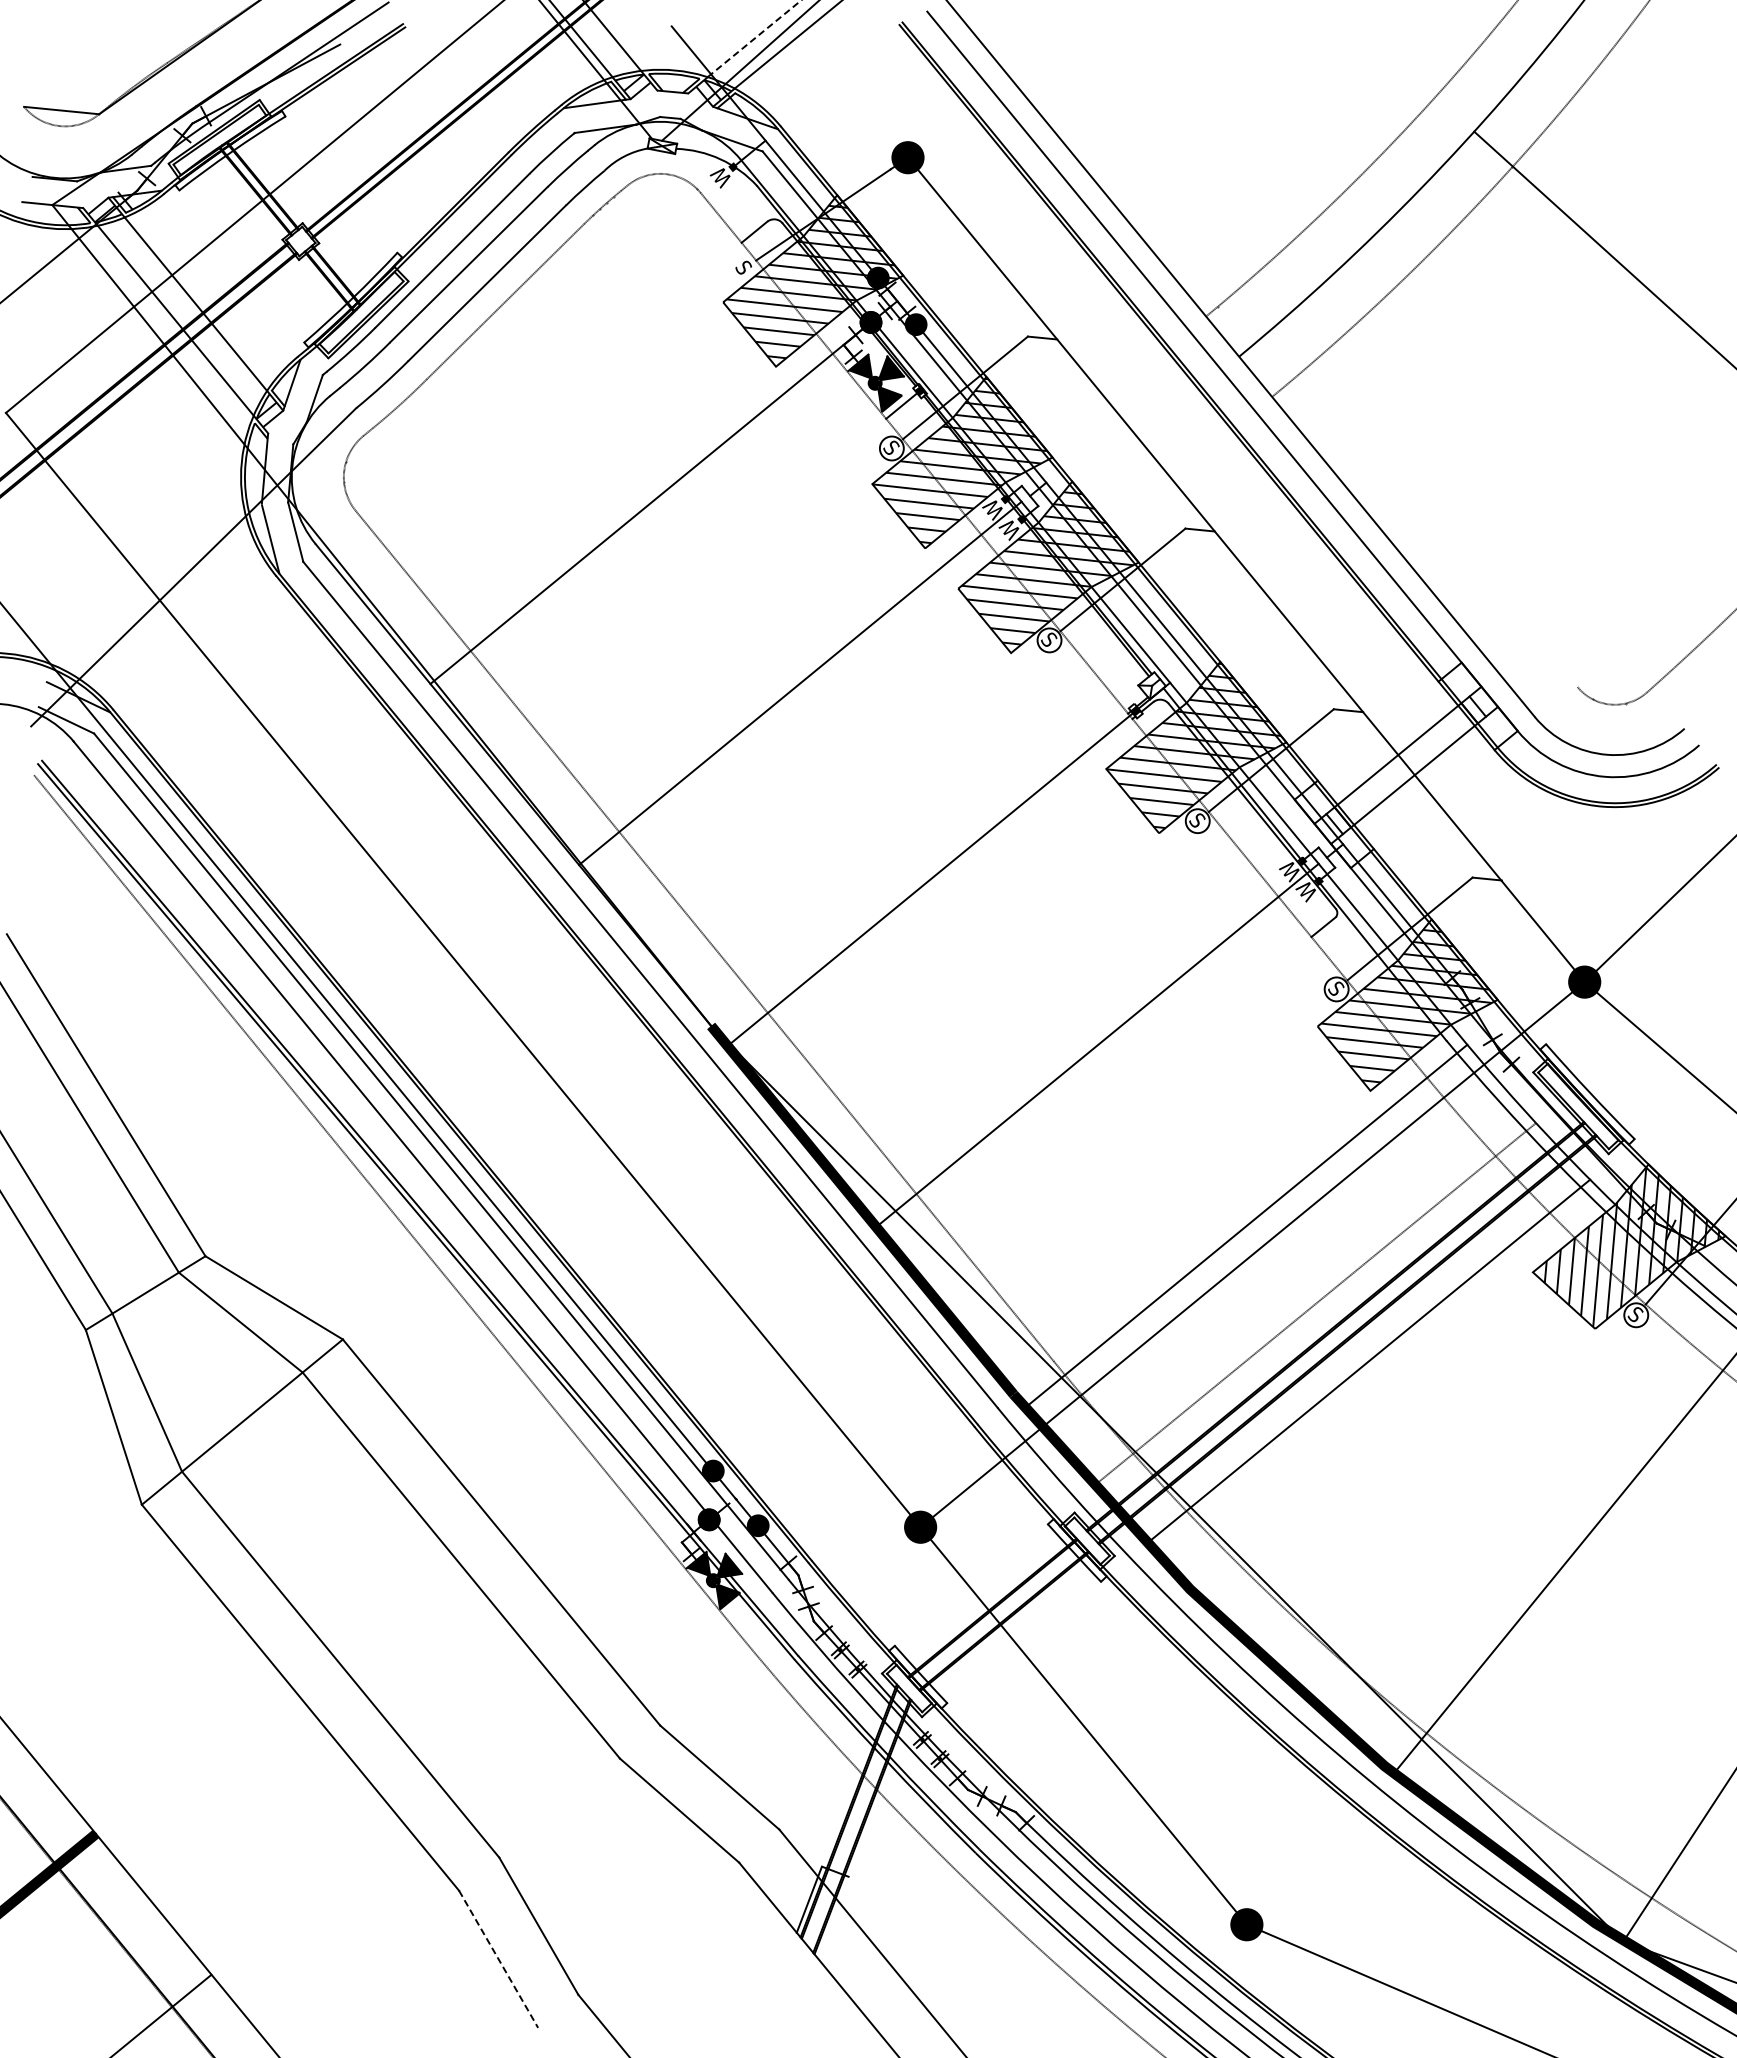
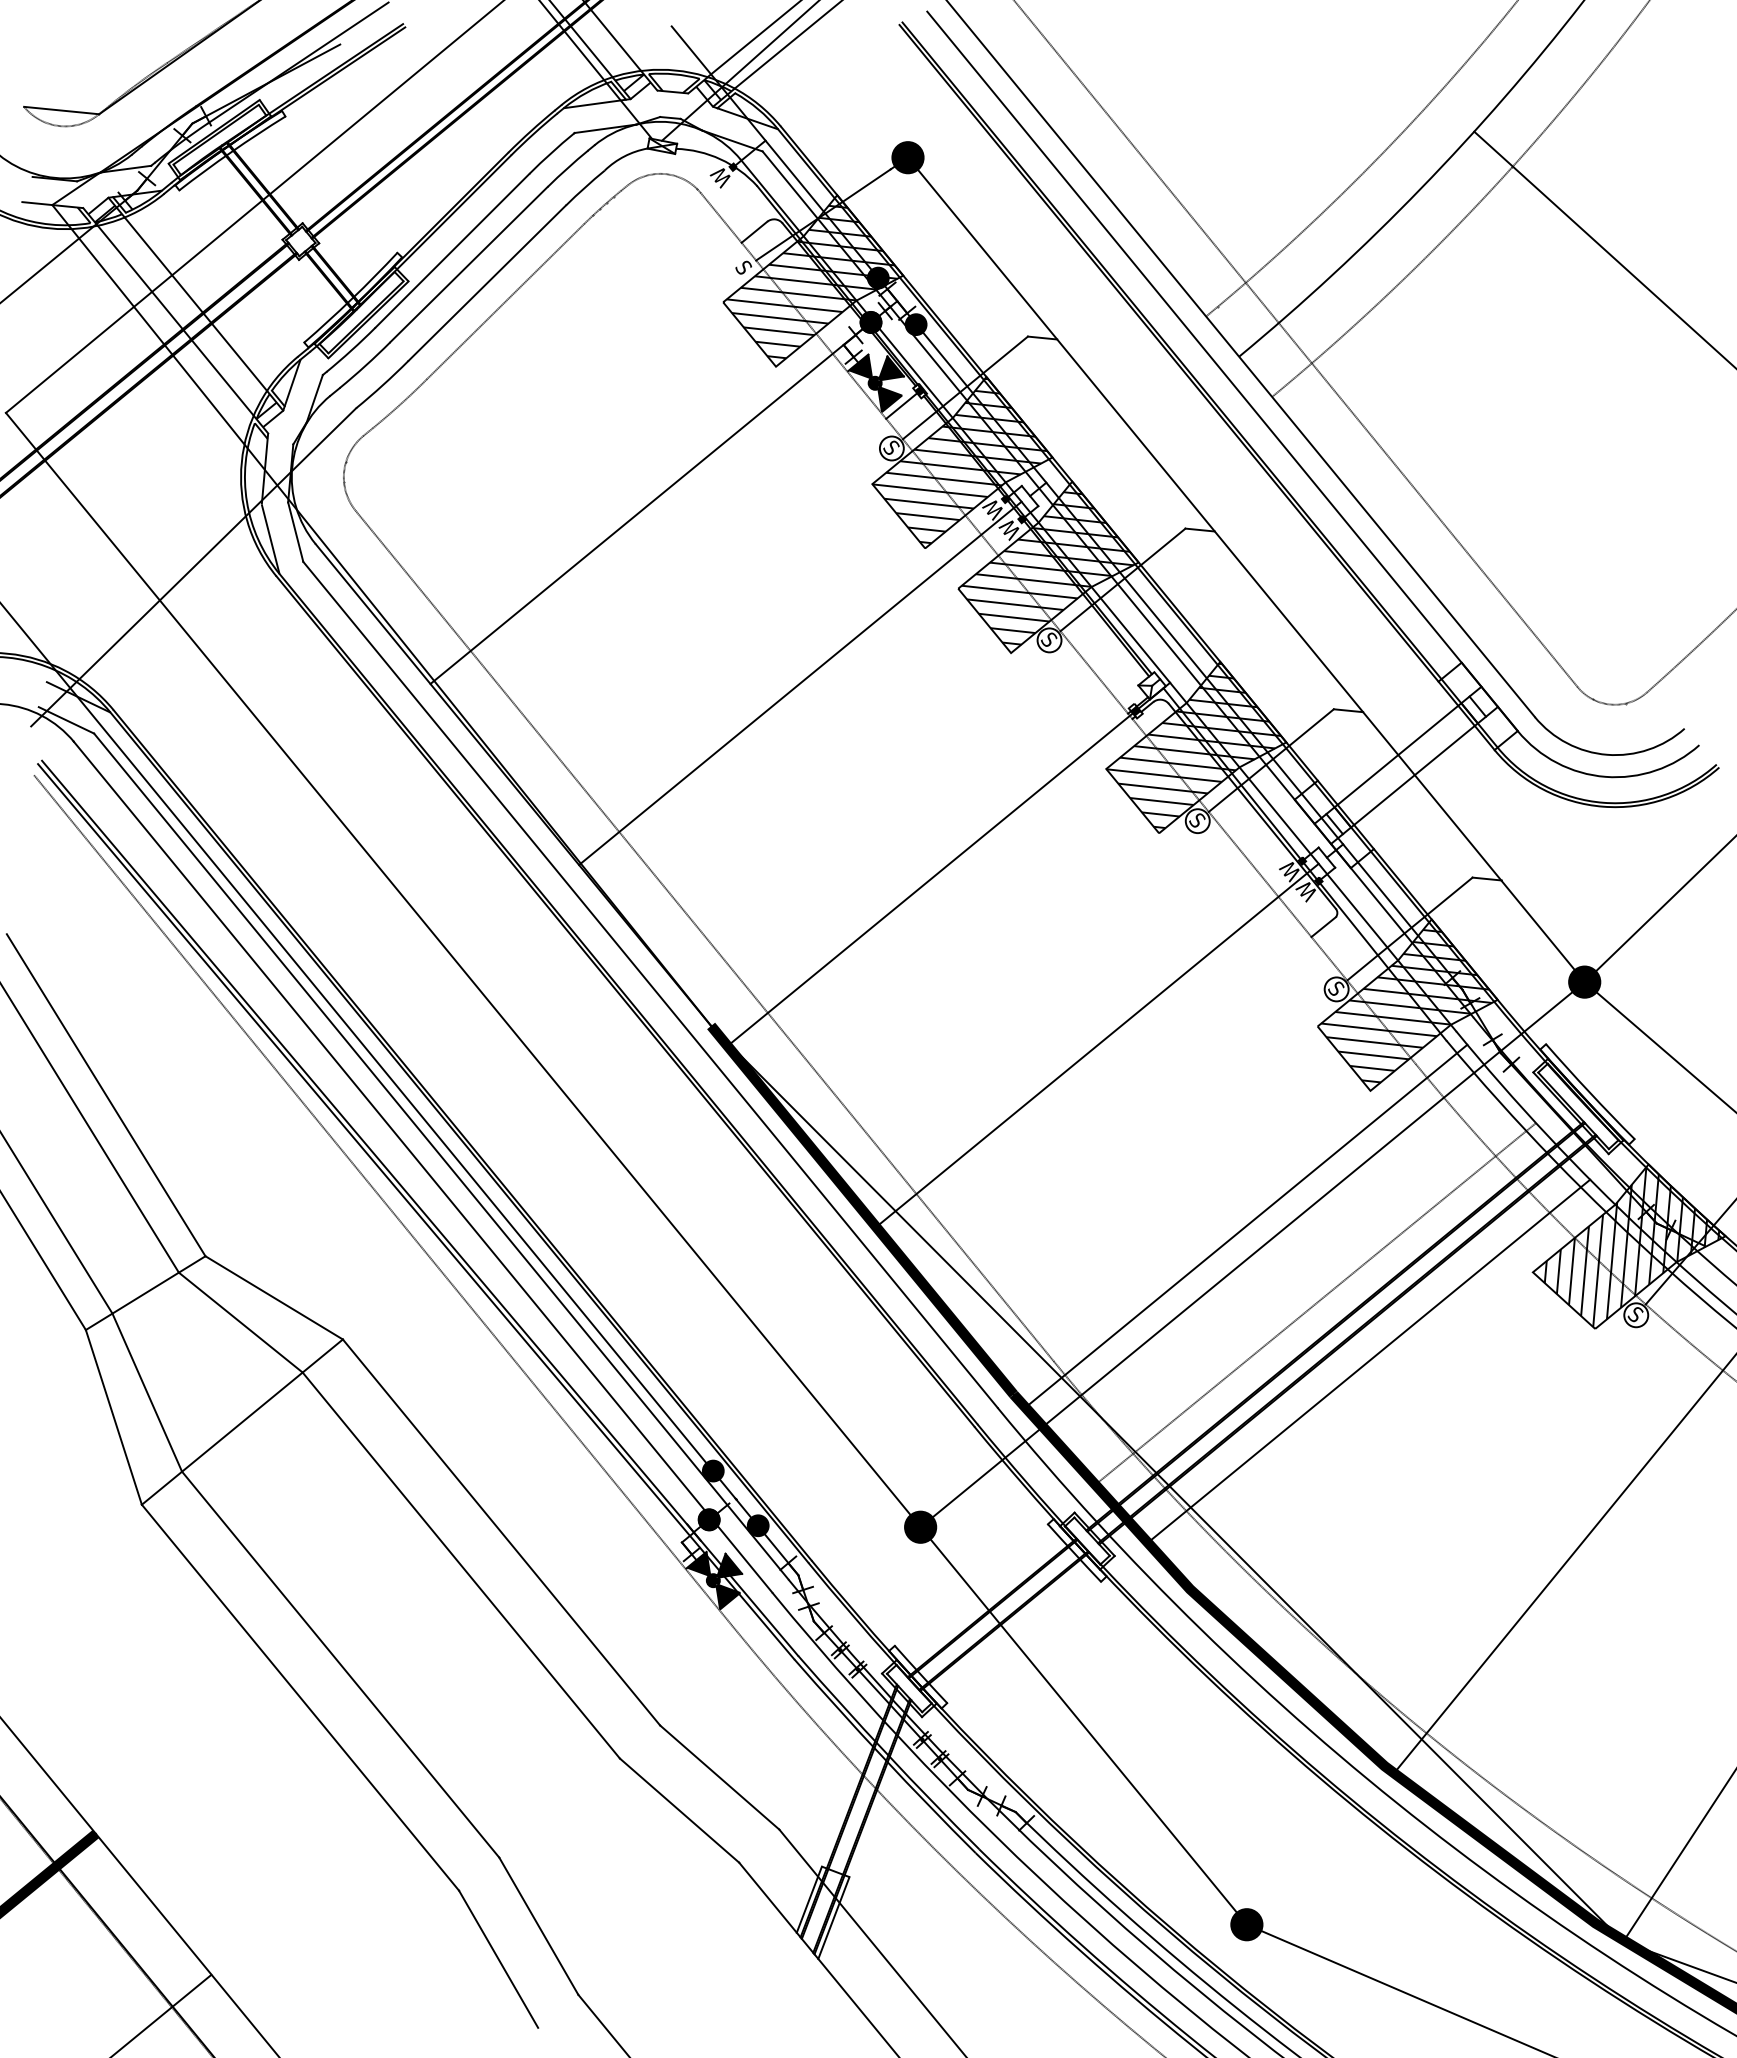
line: dashed -> solid (754, 38)
line: none -> present (1296, 344)
line: none -> present (833, 1917)
line: dashed -> solid (498, 1959)
